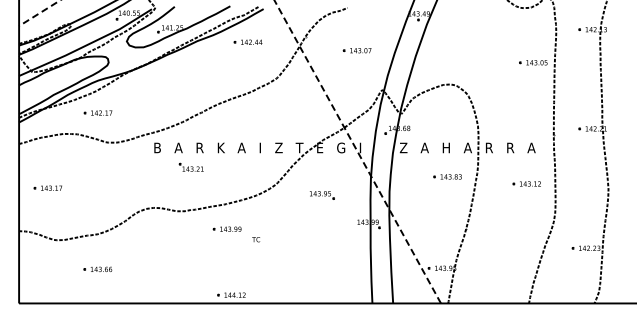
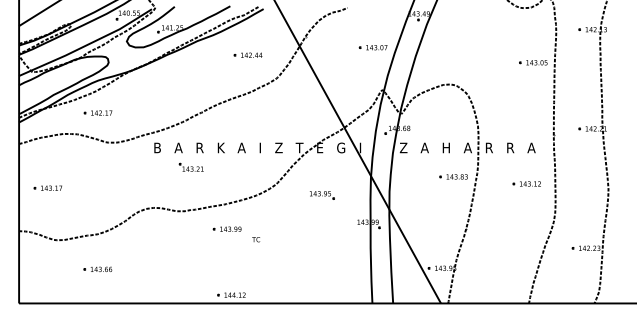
line: dashed -> solid (39, 13)
part position: (247, 41) -> (247, 54) (247, 54)
part position: (356, 50) -> (372, 47) (372, 47)
line: dashed -> solid (357, 152)
part position: (447, 176) -> (453, 176) (453, 176)
